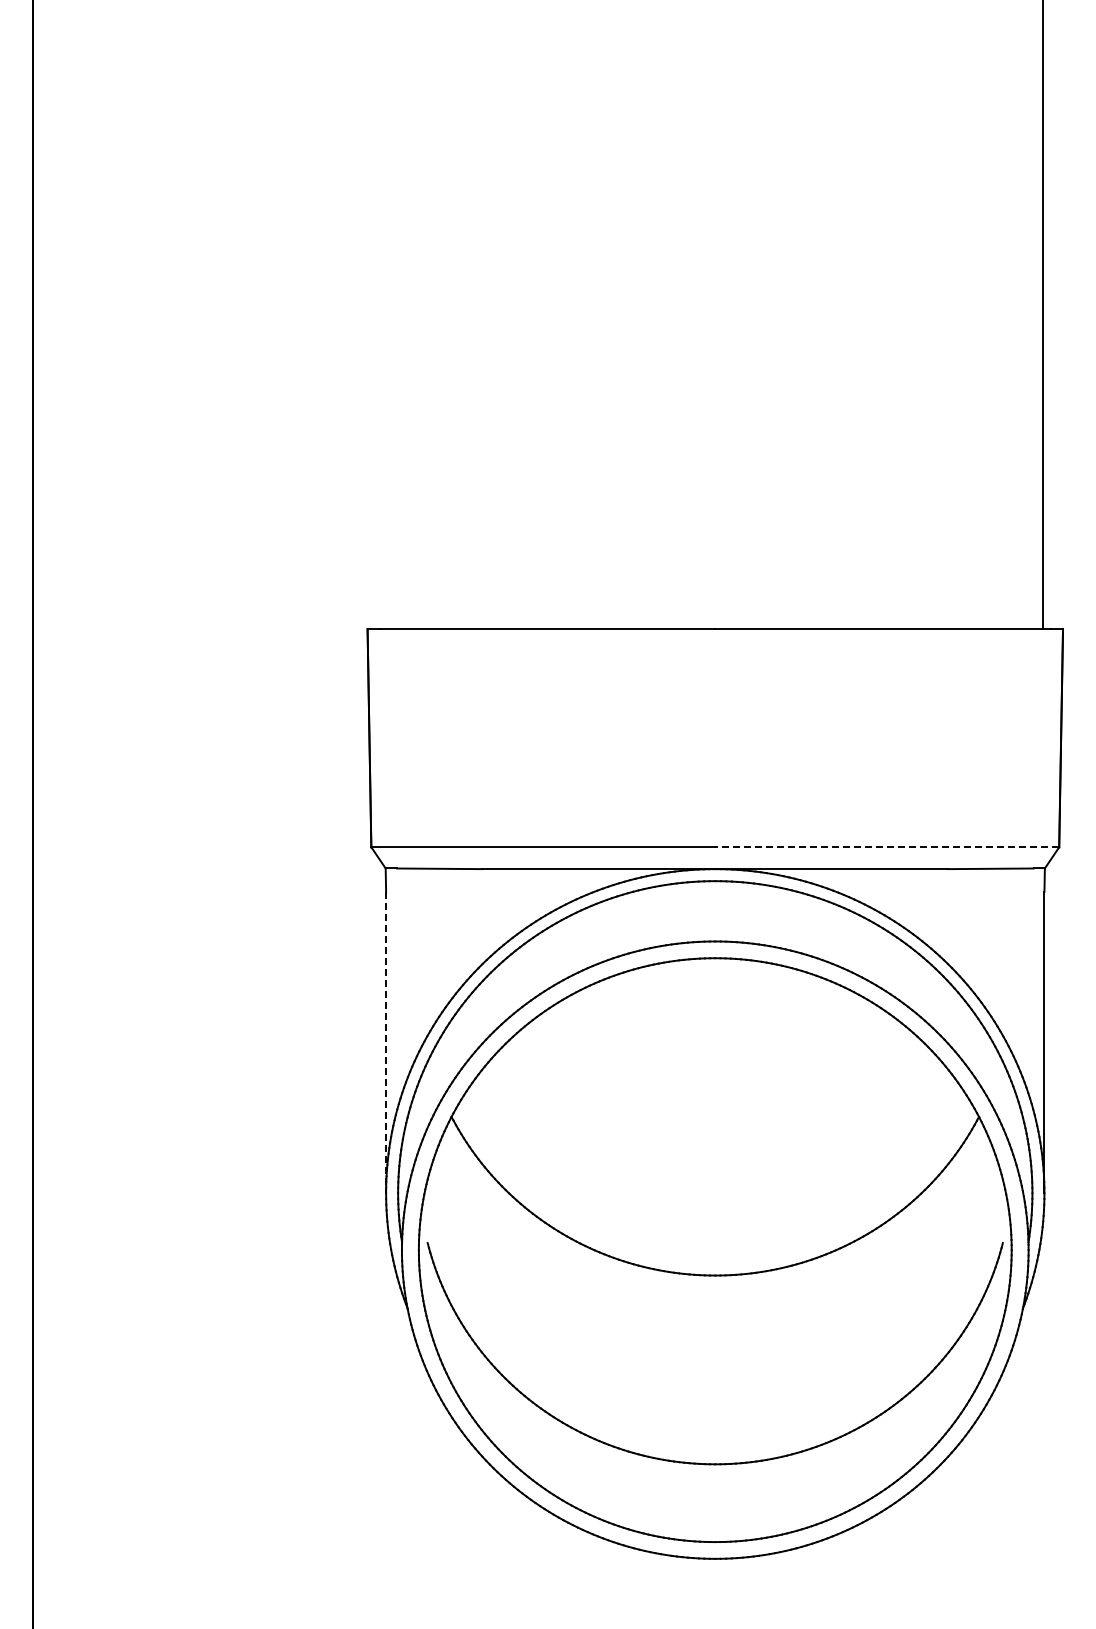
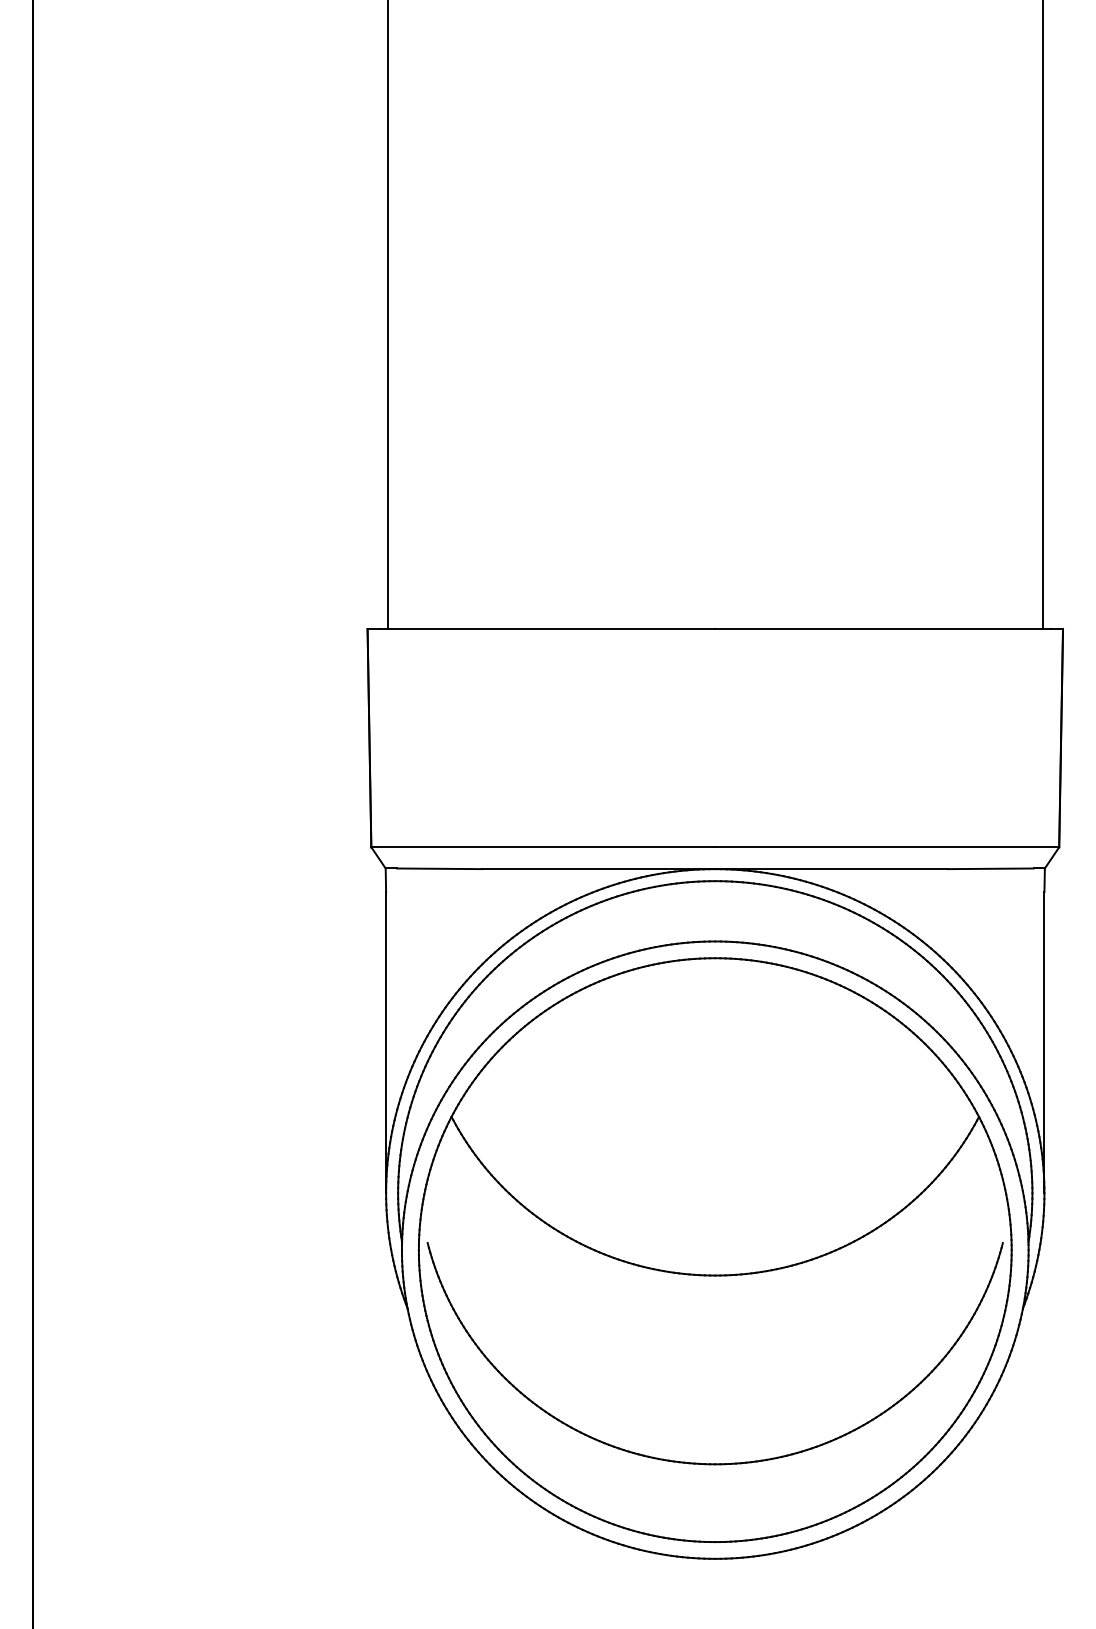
line: none -> present (387, 315)
line: dashed -> solid (887, 847)
line: dashed -> solid (386, 1042)
